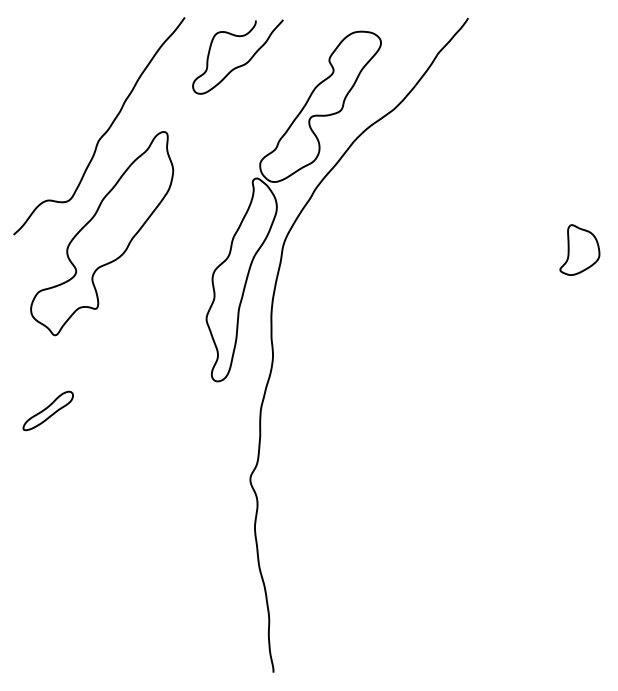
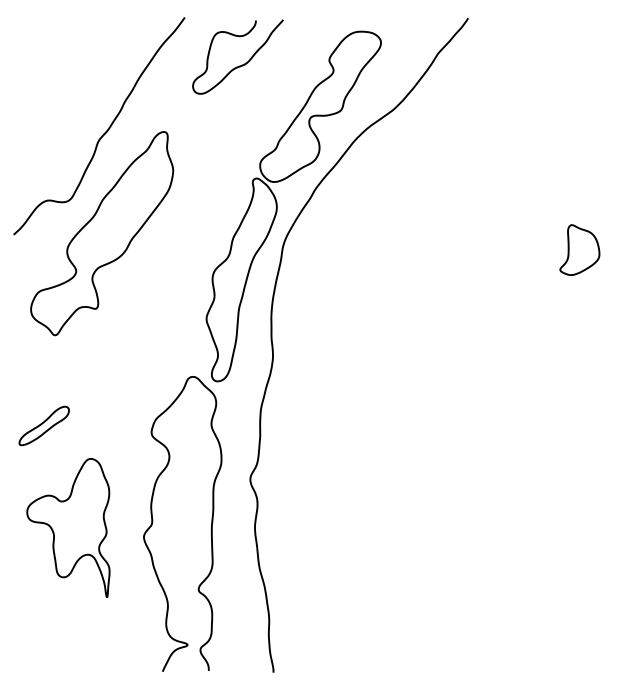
part position: (47, 410) -> (43, 425) (43, 425)
part: none -> present (68, 527)
curve: none -> present (210, 529)
